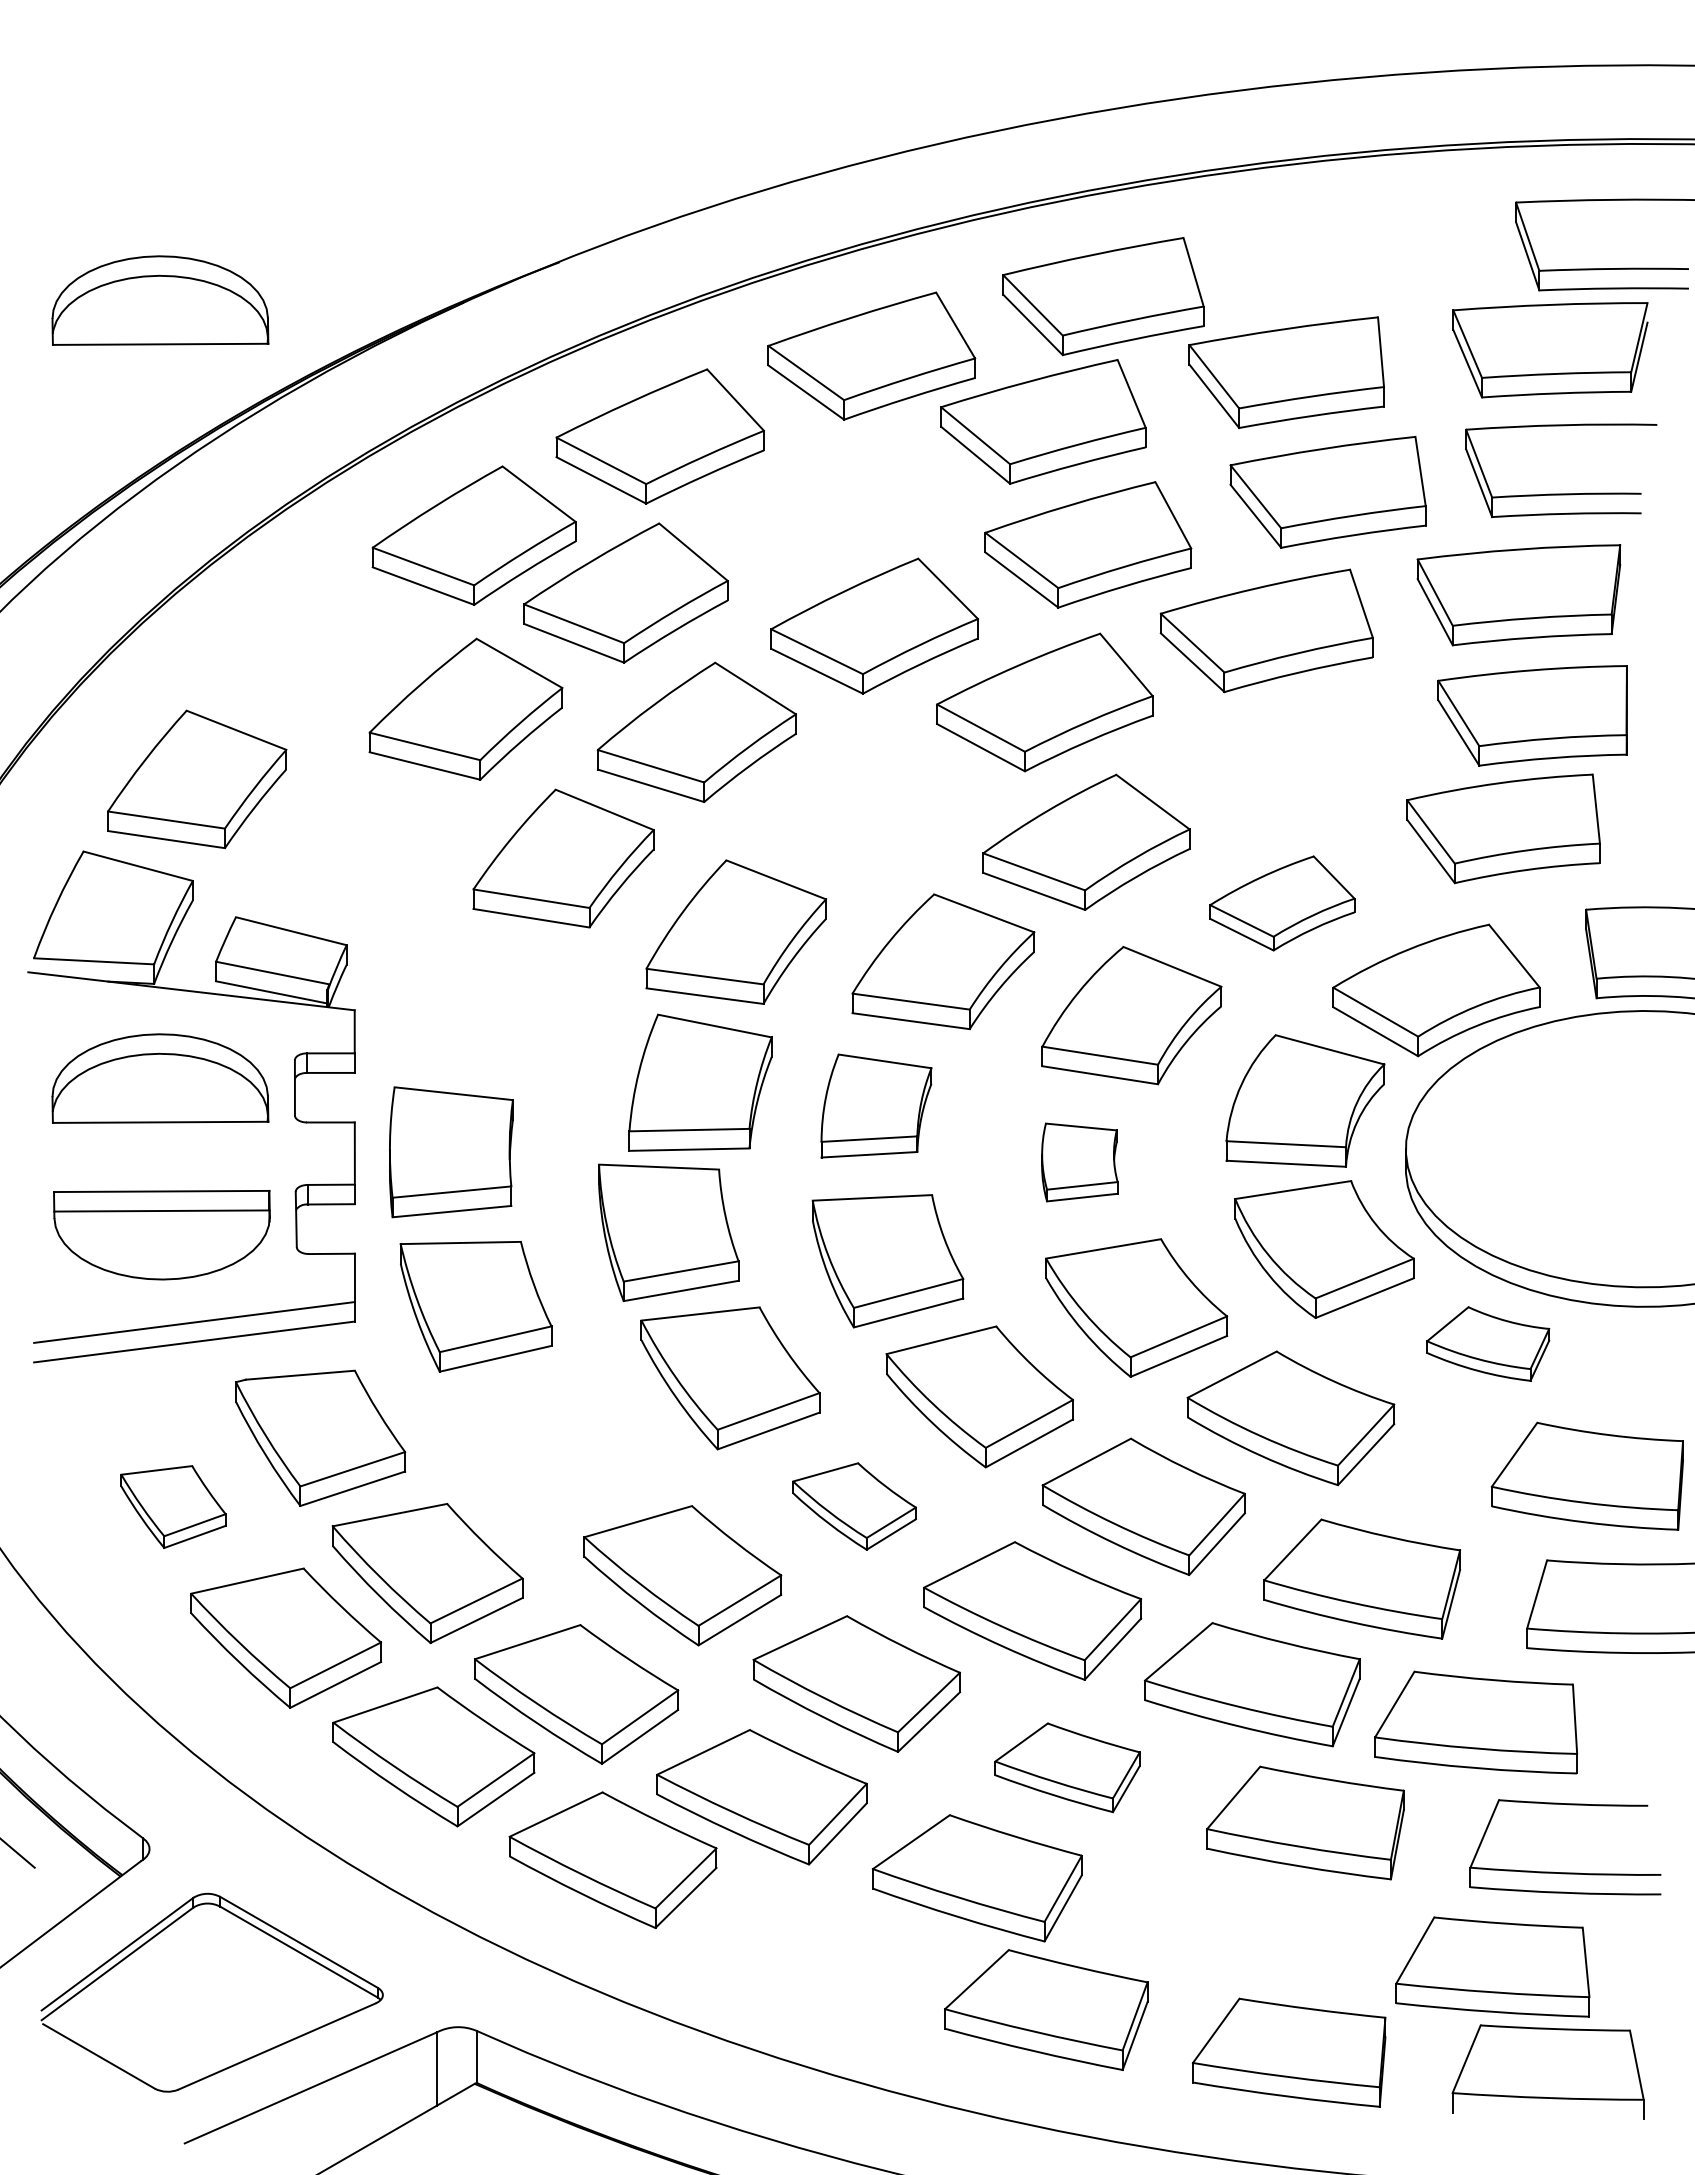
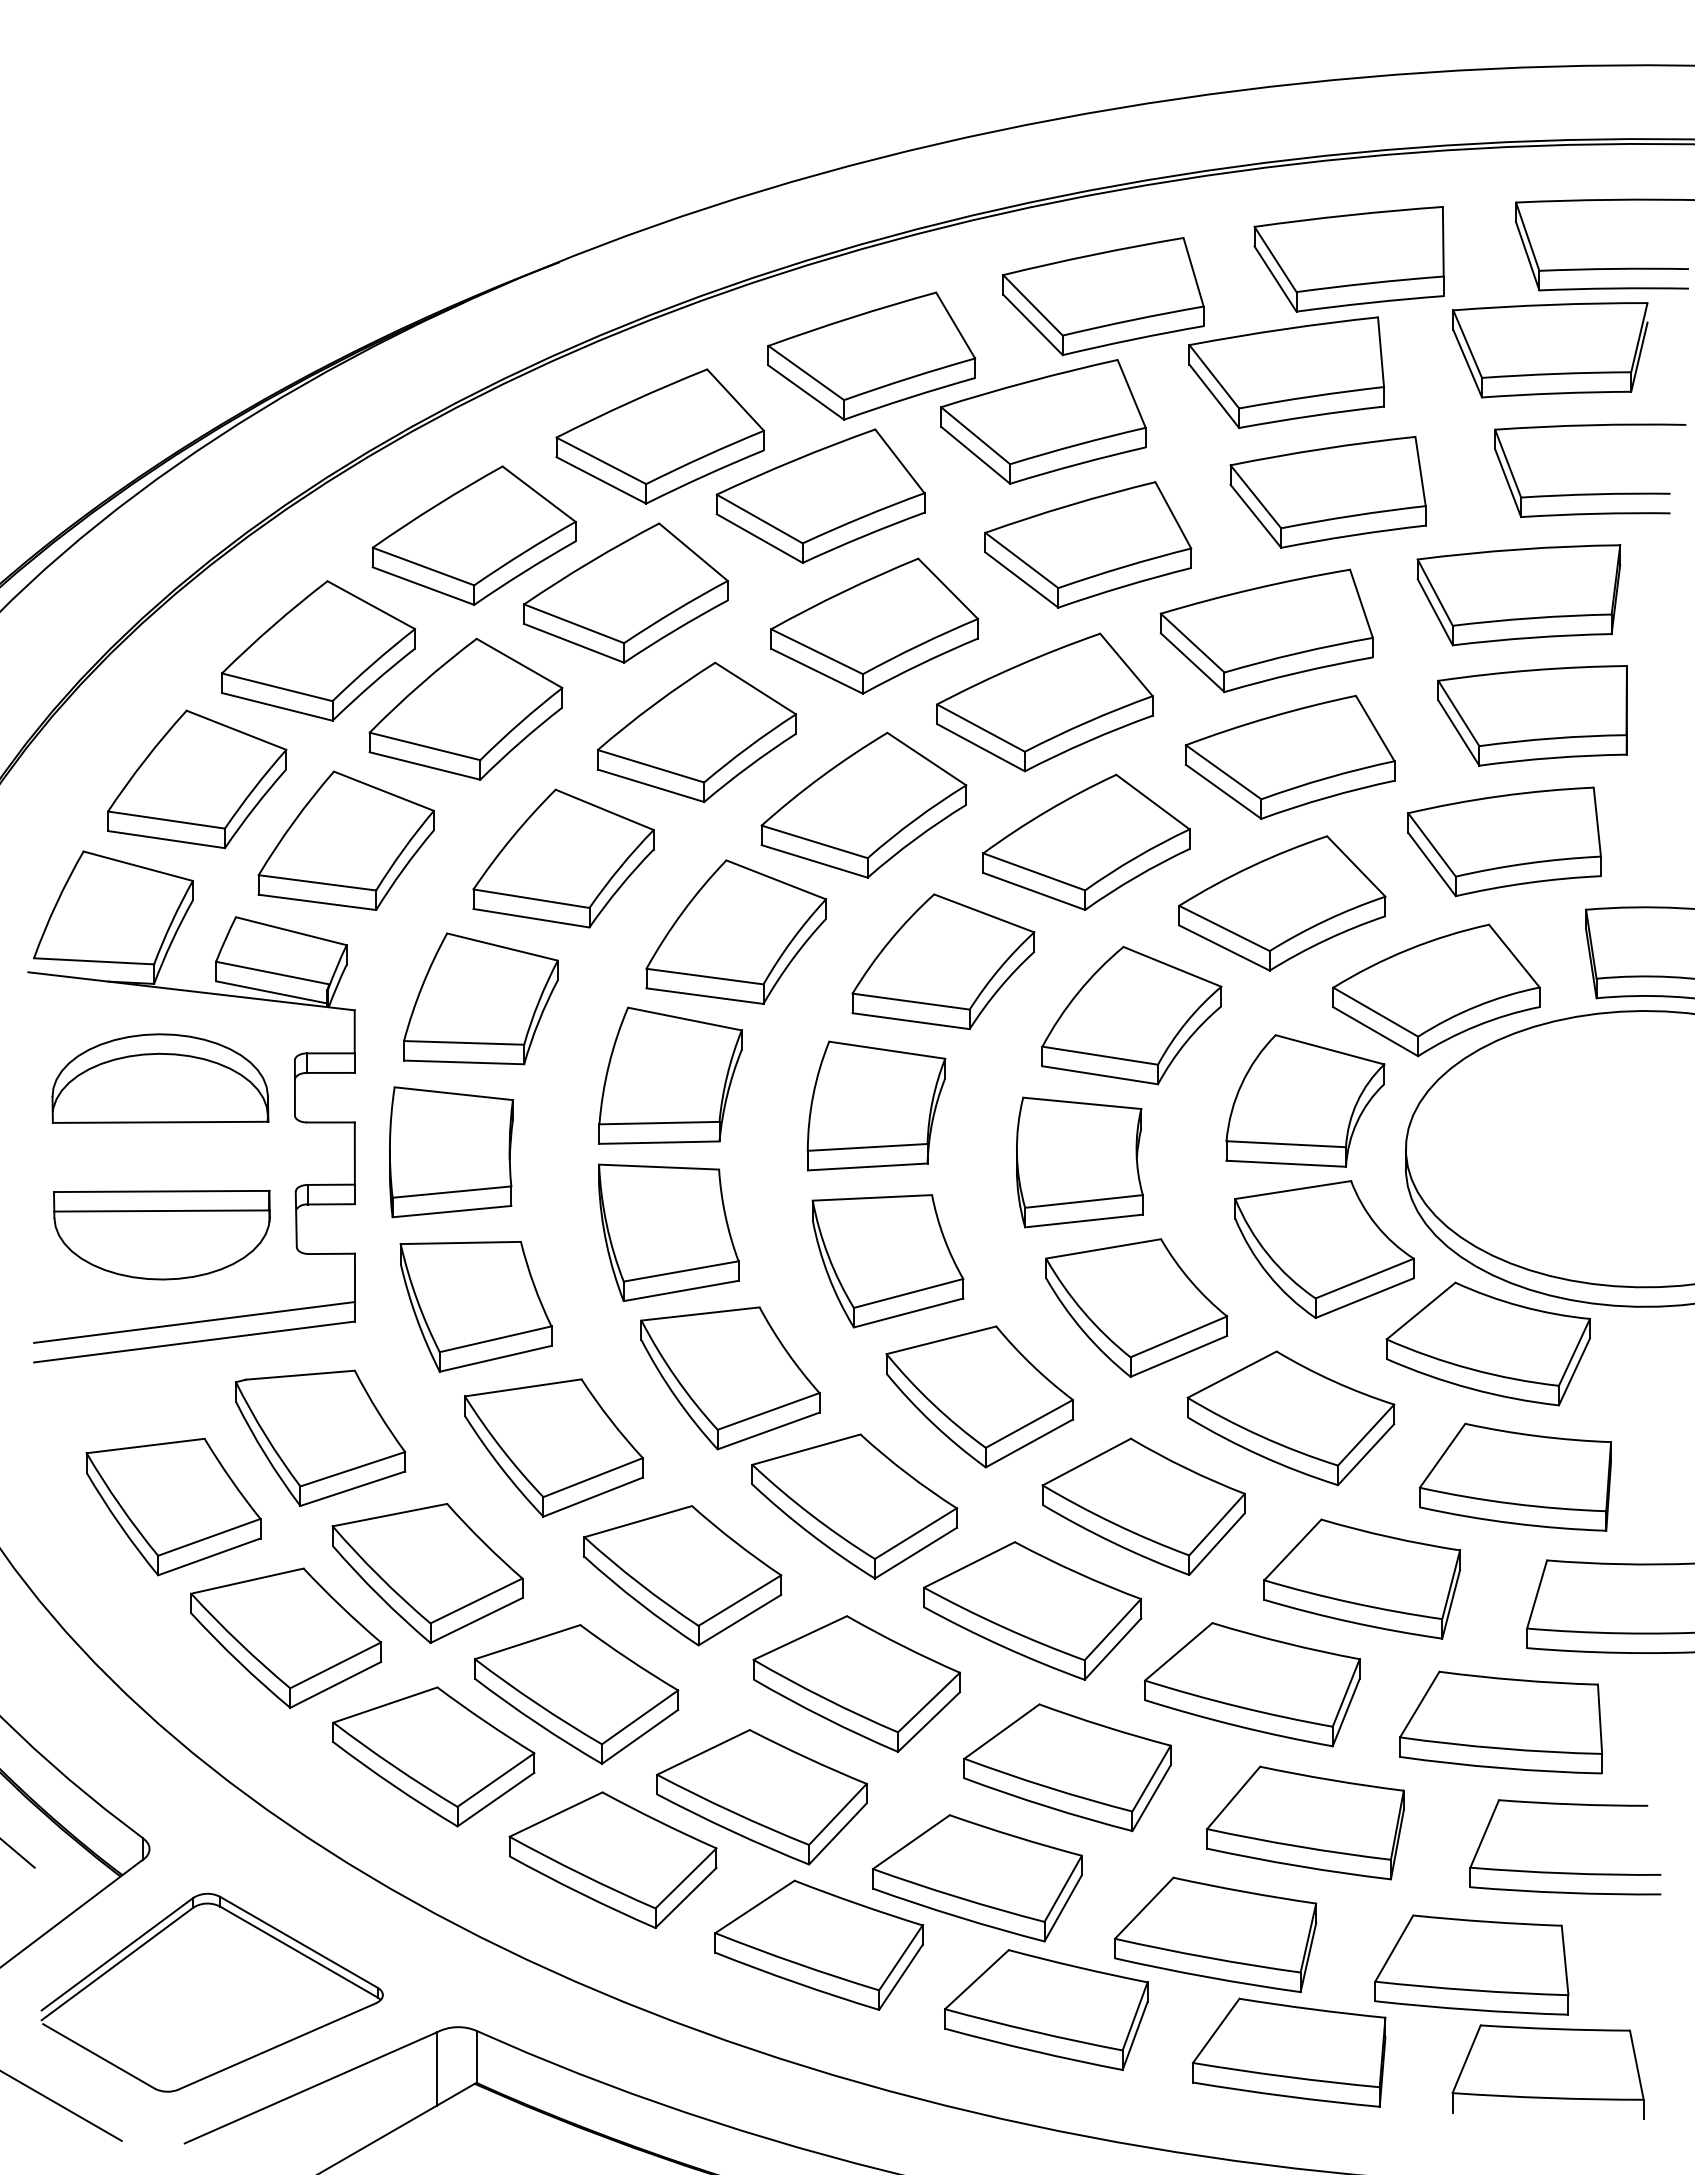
part: none -> present (1348, 259)
part: present -> none (160, 300)
part position: (1561, 493) -> (1590, 493) (1590, 493)
part: none -> present (820, 495)
part: none -> present (318, 650)
part: none -> present (1289, 756)
part: none -> present (863, 804)
part position: (1503, 828) -> (1504, 841) (1504, 841)
part: none -> present (345, 840)
part size: 147x97 px -> 209x137 px (1282, 903)
part: none -> present (480, 998)
part position: (700, 1082) -> (670, 1075) (670, 1075)
part size: 113x106 px -> 141x132 px (876, 1105)
part size: 78x81 px -> 128x133 px (1079, 1162)
part size: 125x76 px -> 206x126 px (1487, 1343)
part: none -> present (553, 1447)
part position: (1586, 1475) -> (1514, 1476) (1514, 1476)
part size: 107x84 px -> 177x140 px (173, 1506)
part size: 125x89 px -> 207x147 px (854, 1506)
part position: (1476, 1722) -> (1501, 1722) (1501, 1722)
part size: 147x92 px -> 209x130 px (1067, 1767)
part: none -> present (1215, 1934)
part: none -> present (818, 1944)
part position: (1492, 1966) -> (1471, 1964) (1471, 1964)
line: none -> present (61, 2105)
